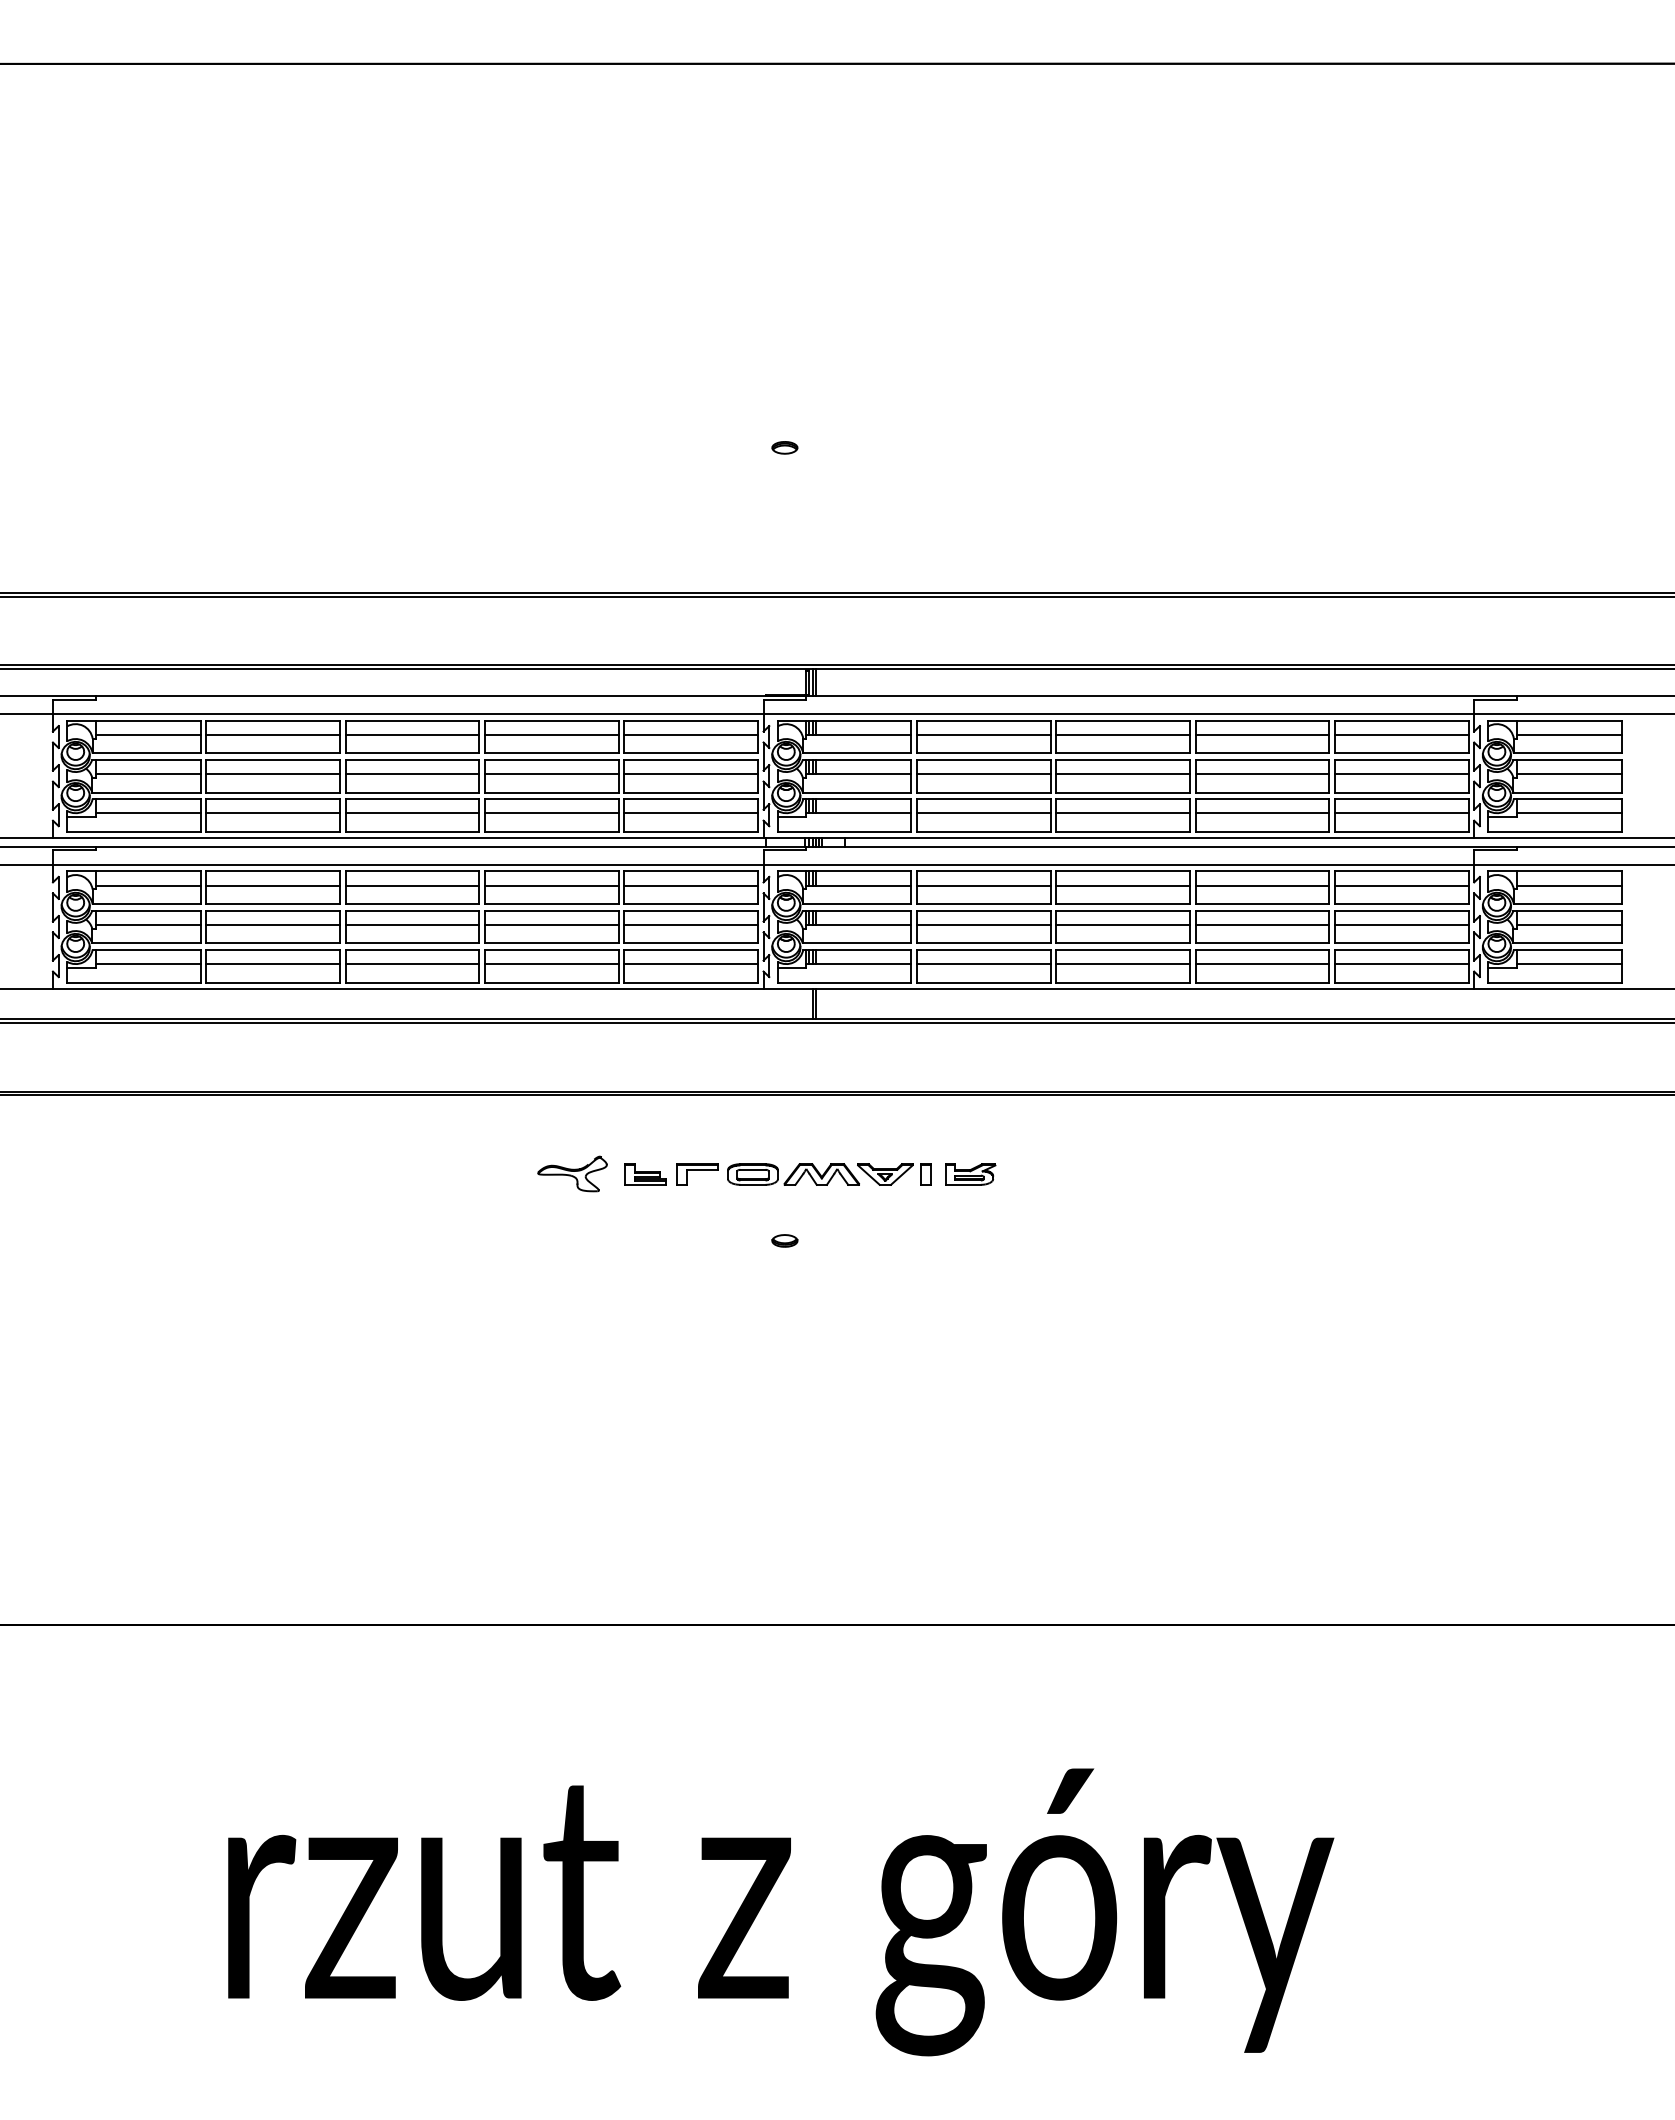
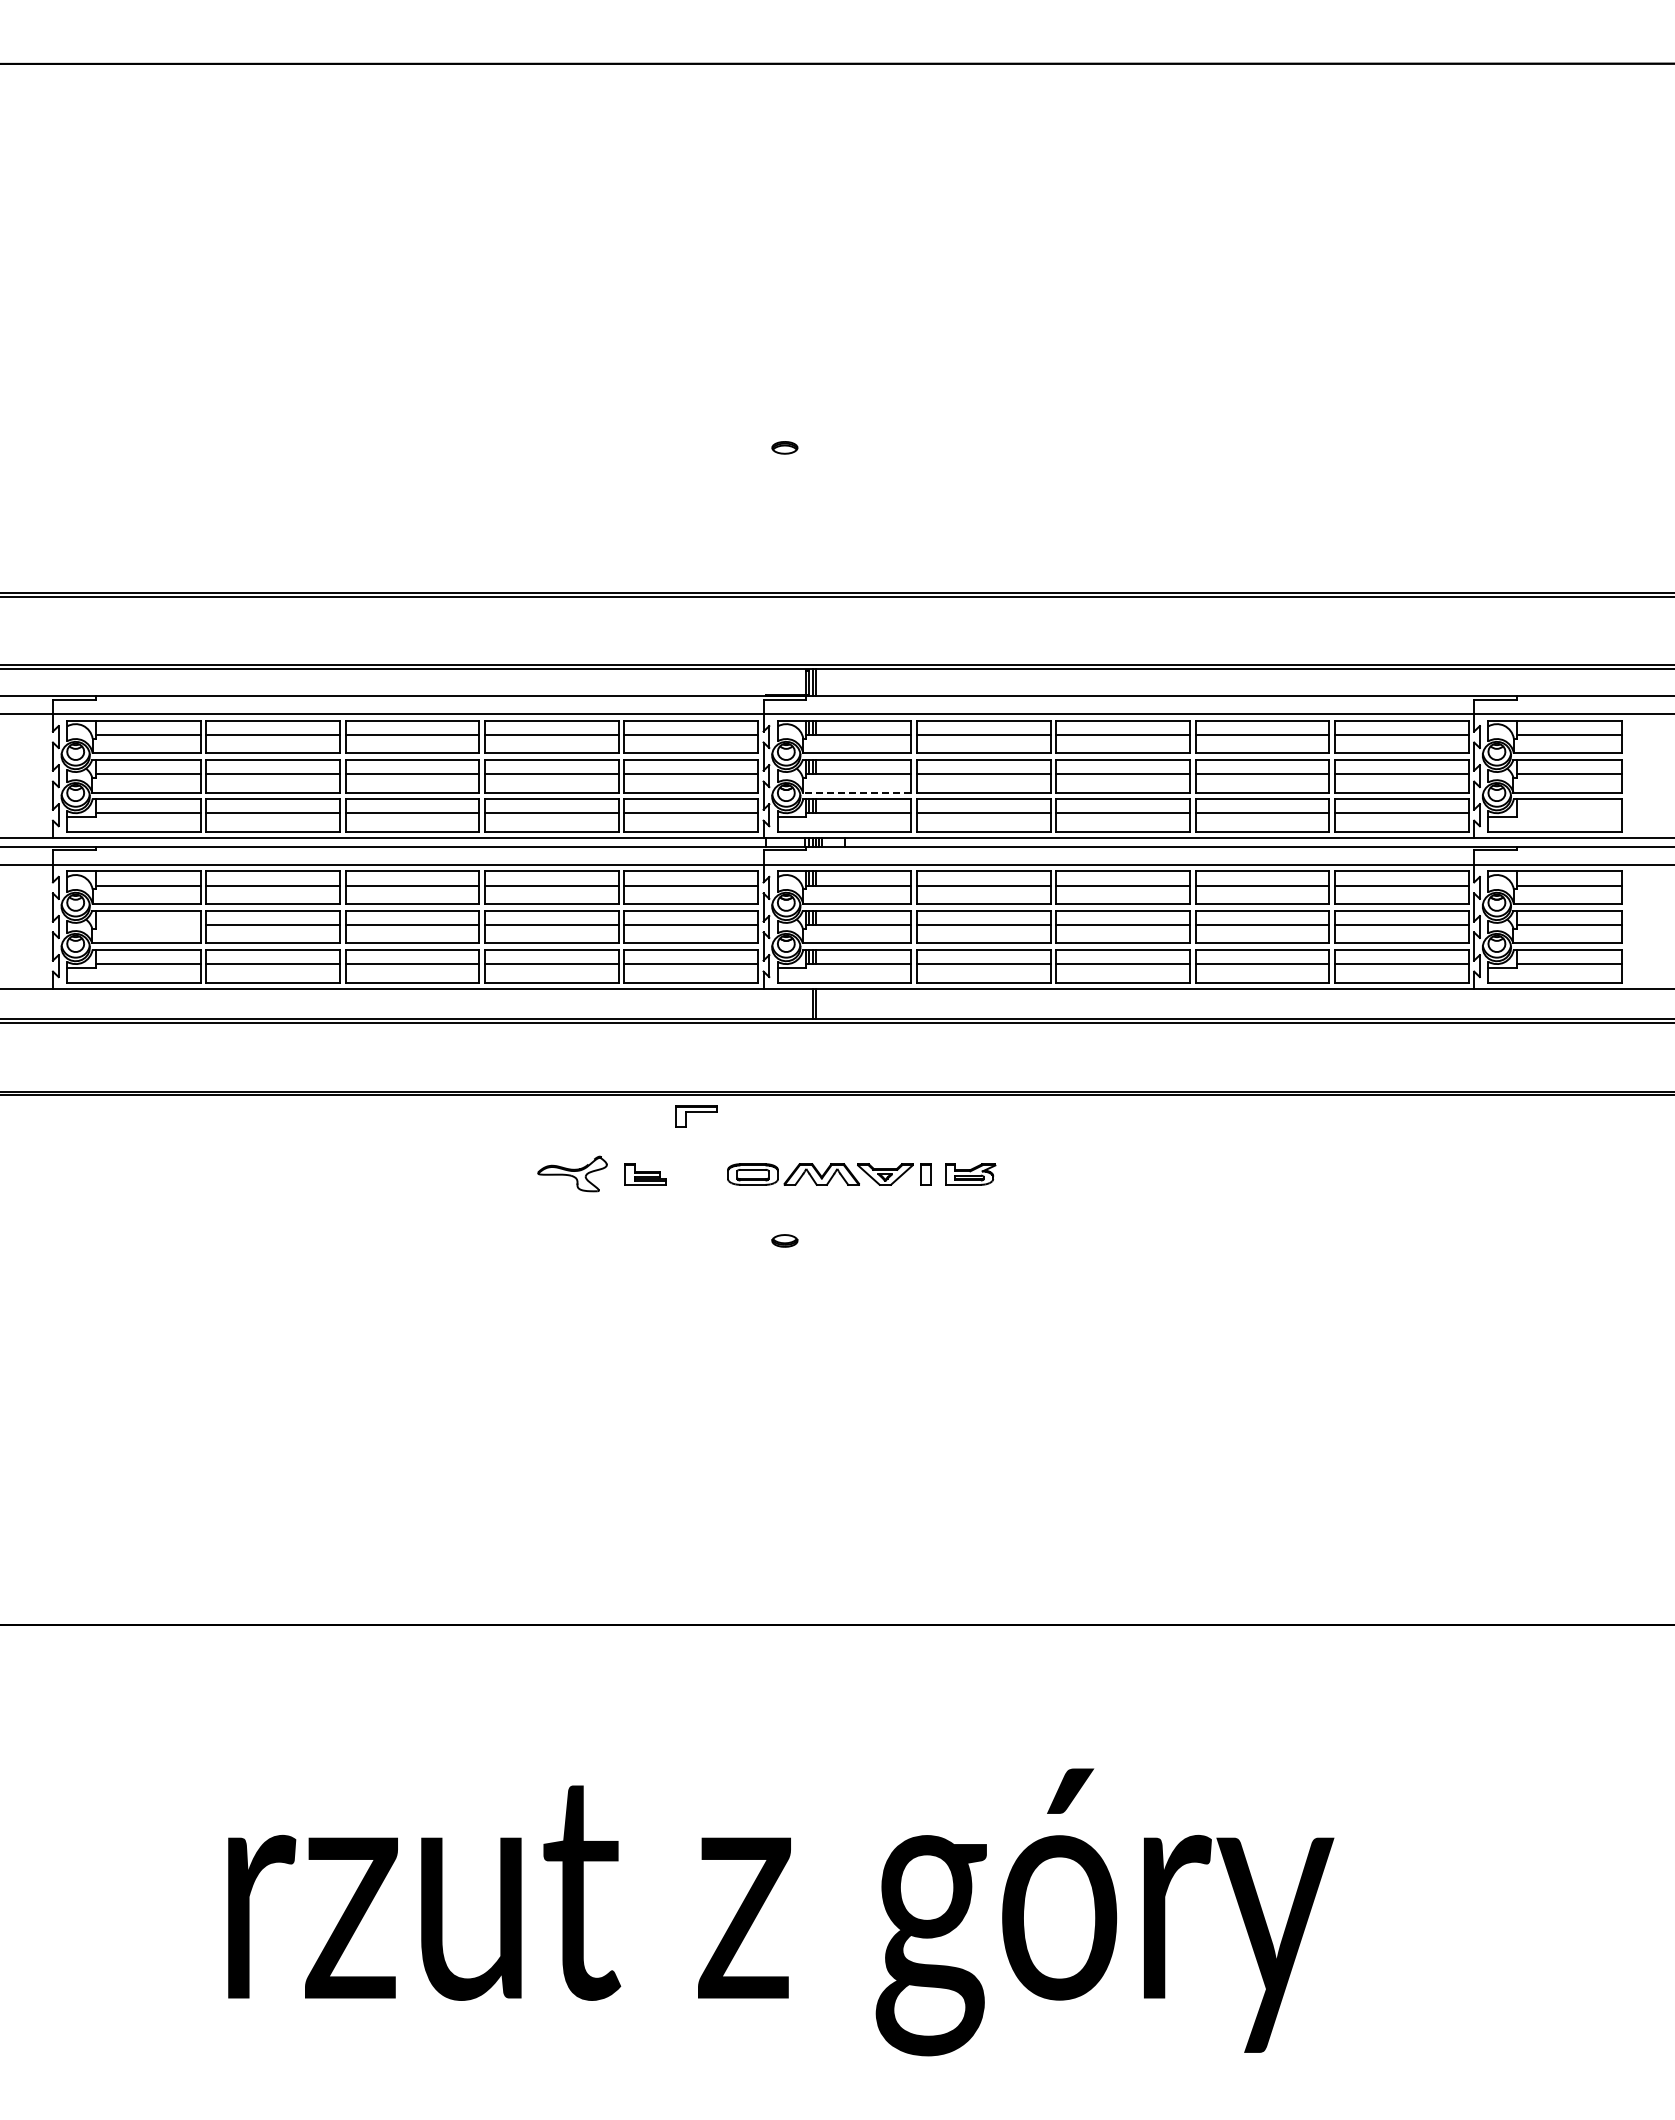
line: solid -> dashed (856, 792)
line: present -> none (1569, 813)
line: present -> none (147, 924)
part position: (697, 1174) -> (696, 1116) (696, 1116)
